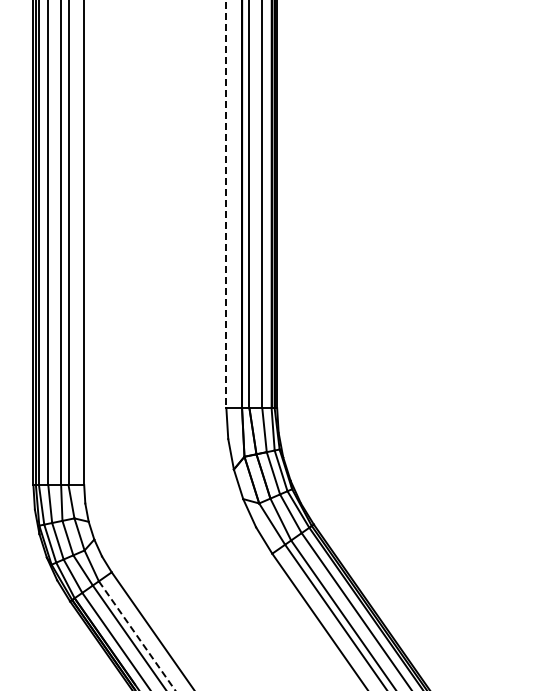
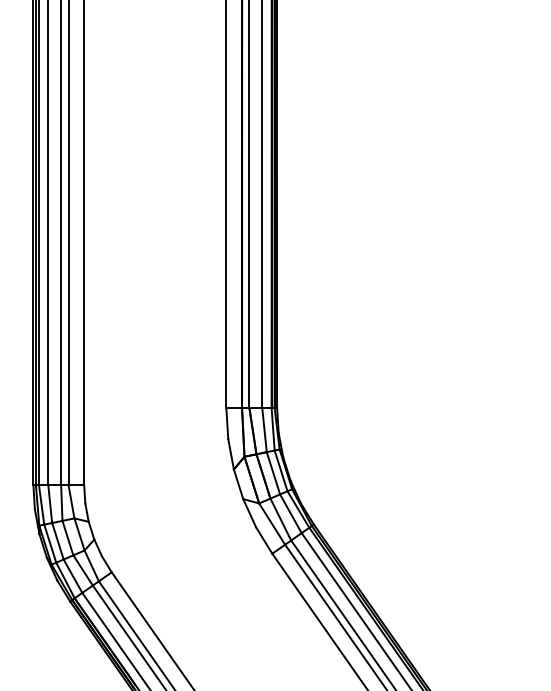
line: dashed -> solid (226, 204)
line: dashed -> solid (137, 636)
